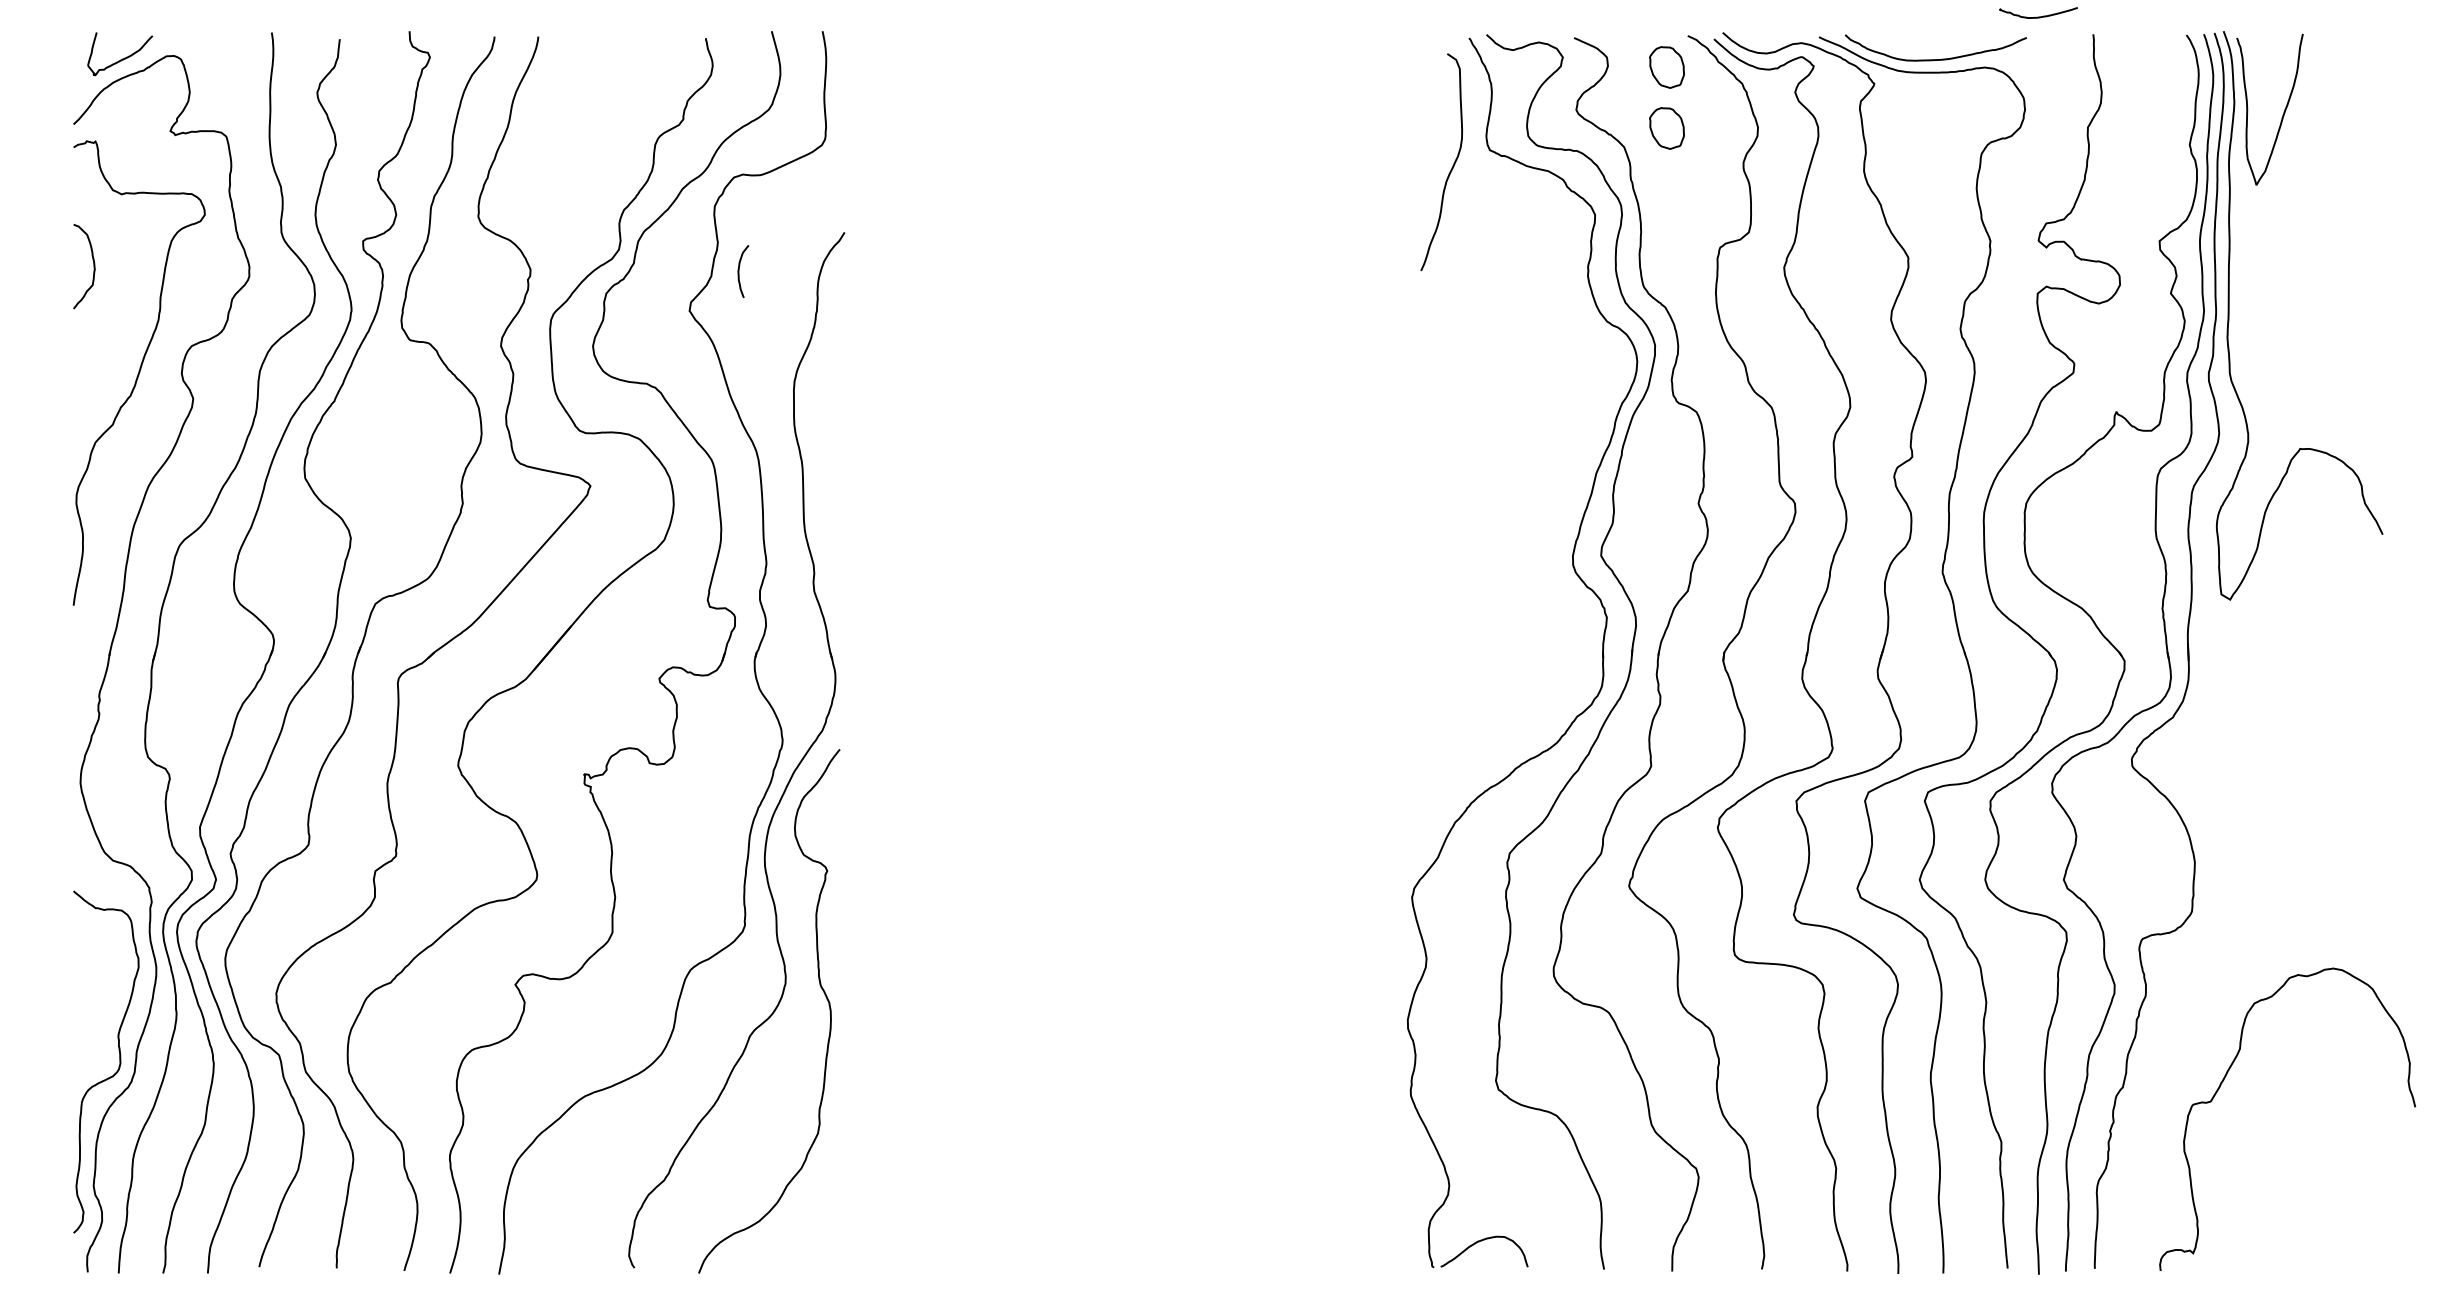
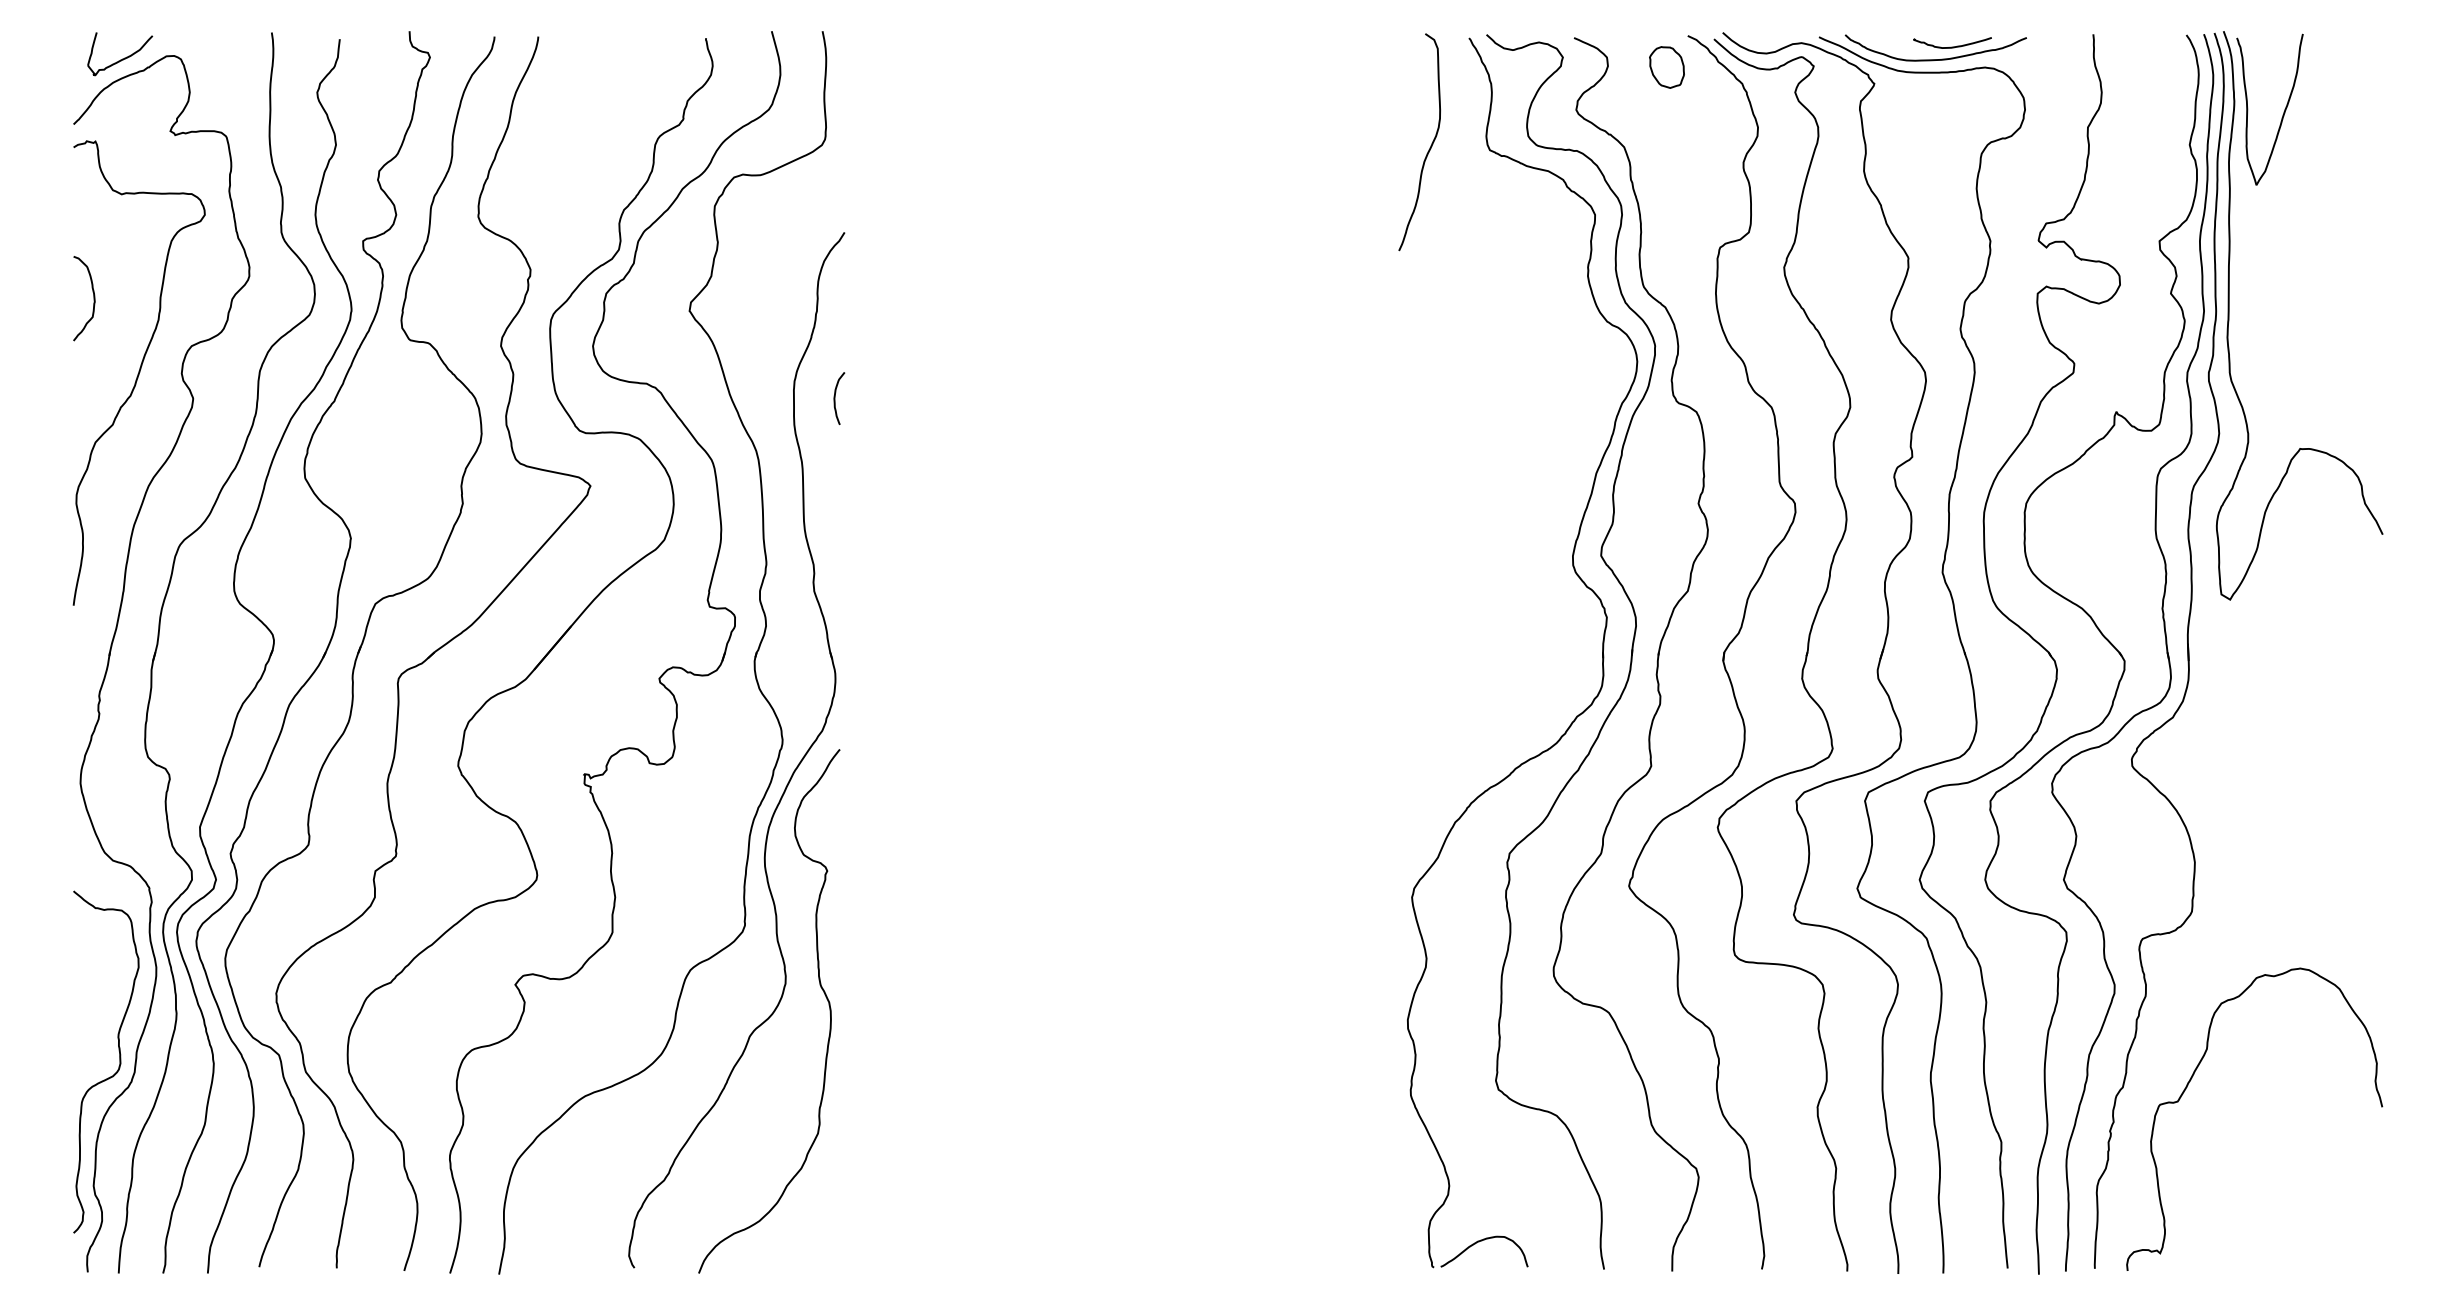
curve position: (2038, 16) -> (1952, 46) (1952, 46)
part: present -> none (1666, 128)
curve position: (1451, 167) -> (1429, 147) (1429, 147)
curve position: (93, 266) -> (93, 298) (93, 298)
curve position: (739, 271) -> (835, 398) (835, 398)
curve position: (2224, 1080) -> (2191, 1080) (2191, 1080)
